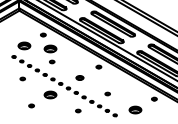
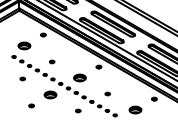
part: present -> none (50, 48)
part size: 10x6 px -> 14x10 px (79, 77)
